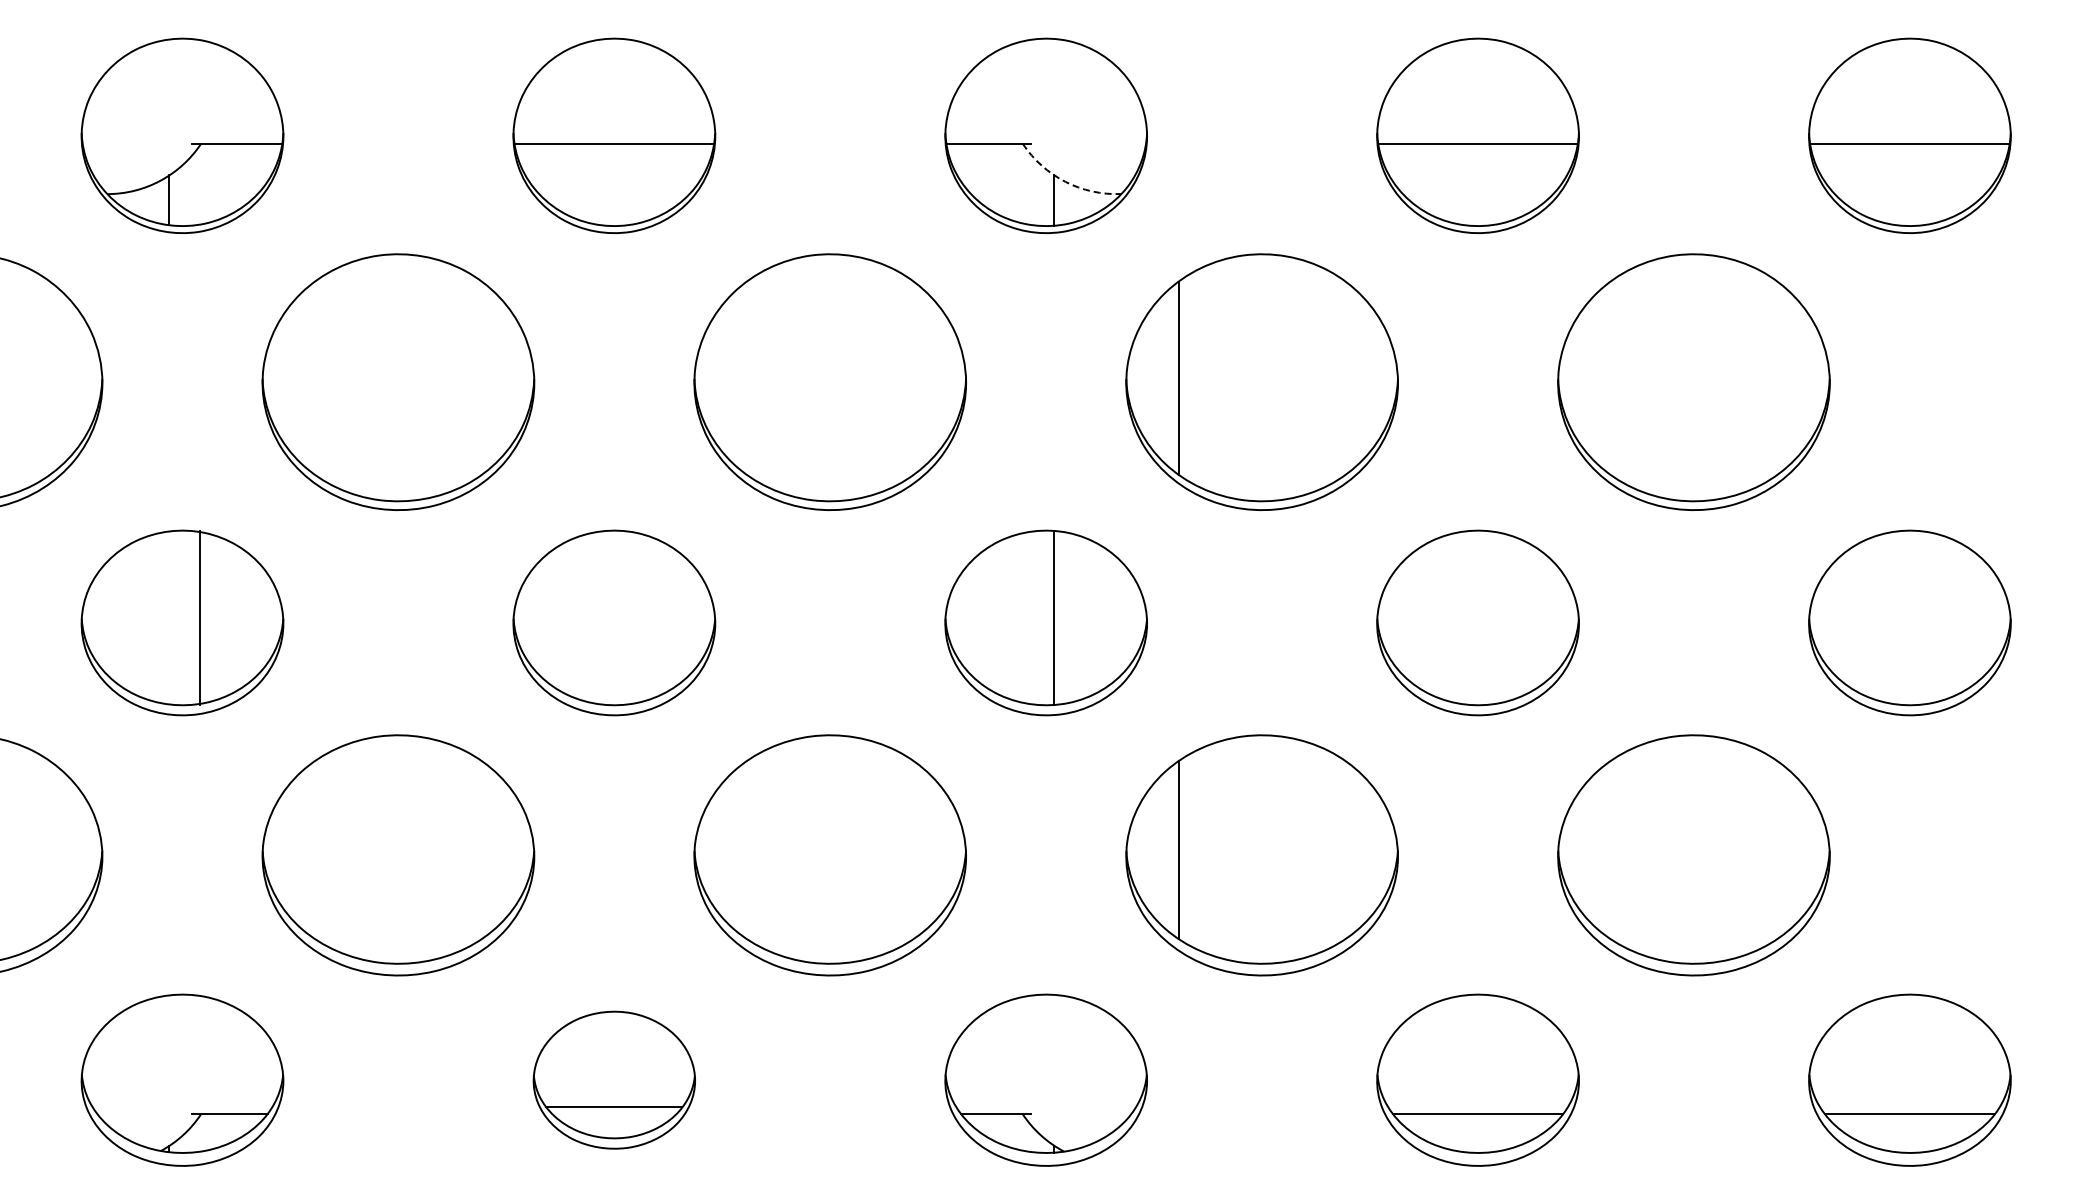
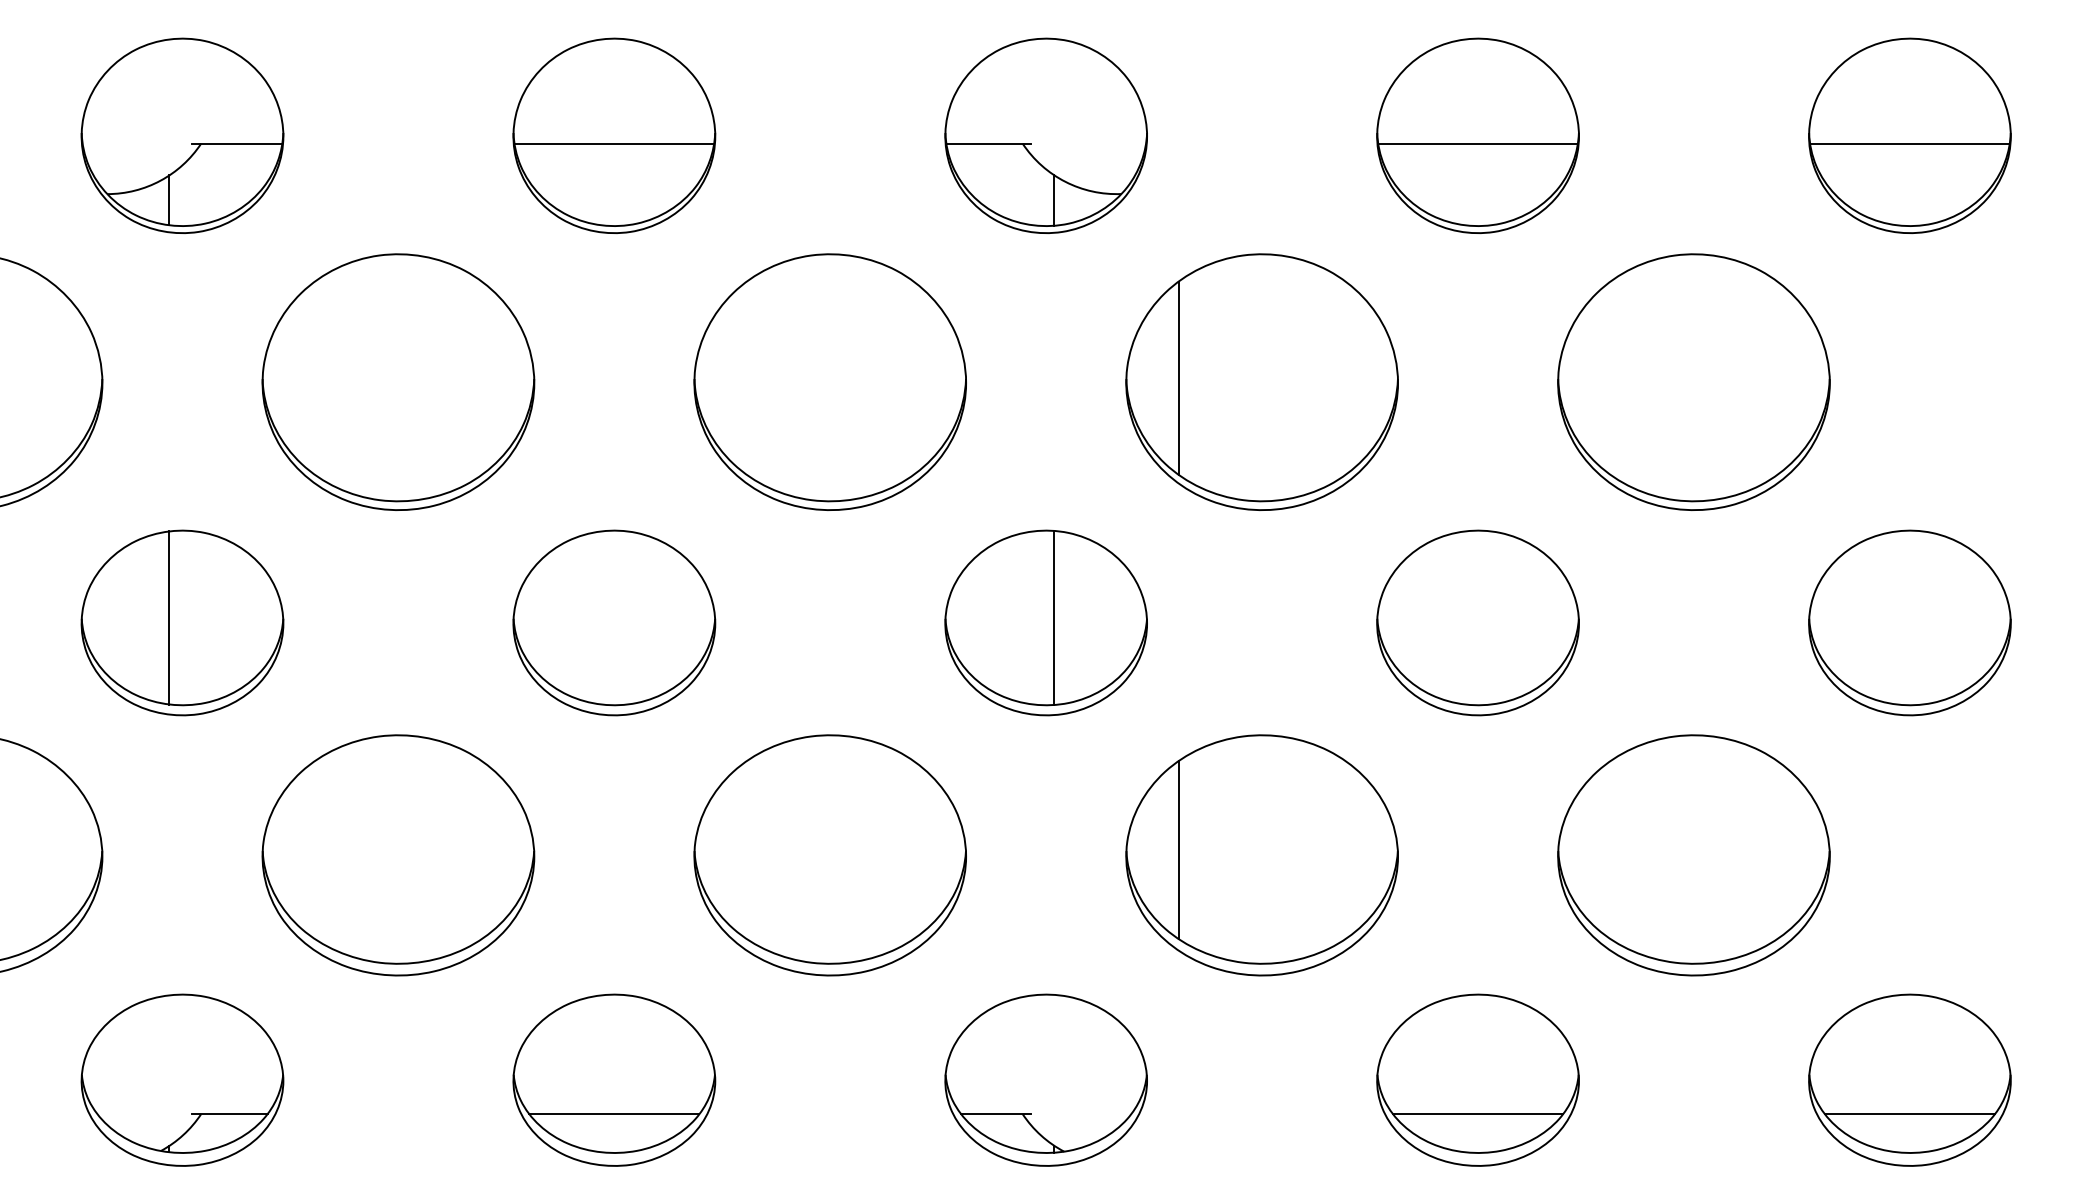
arc: dashed -> solid (1065, 181)
line position: (200, 617) -> (169, 617) (169, 617)
part size: 164x140 px -> 205x174 px (614, 1079)
